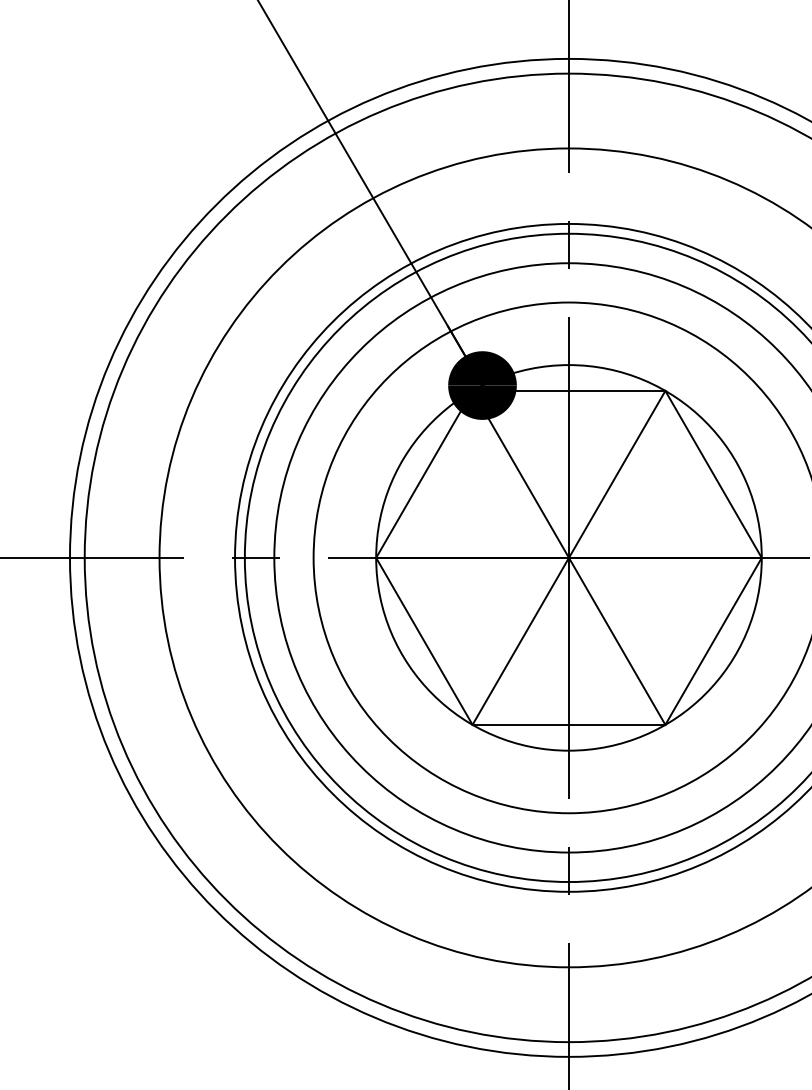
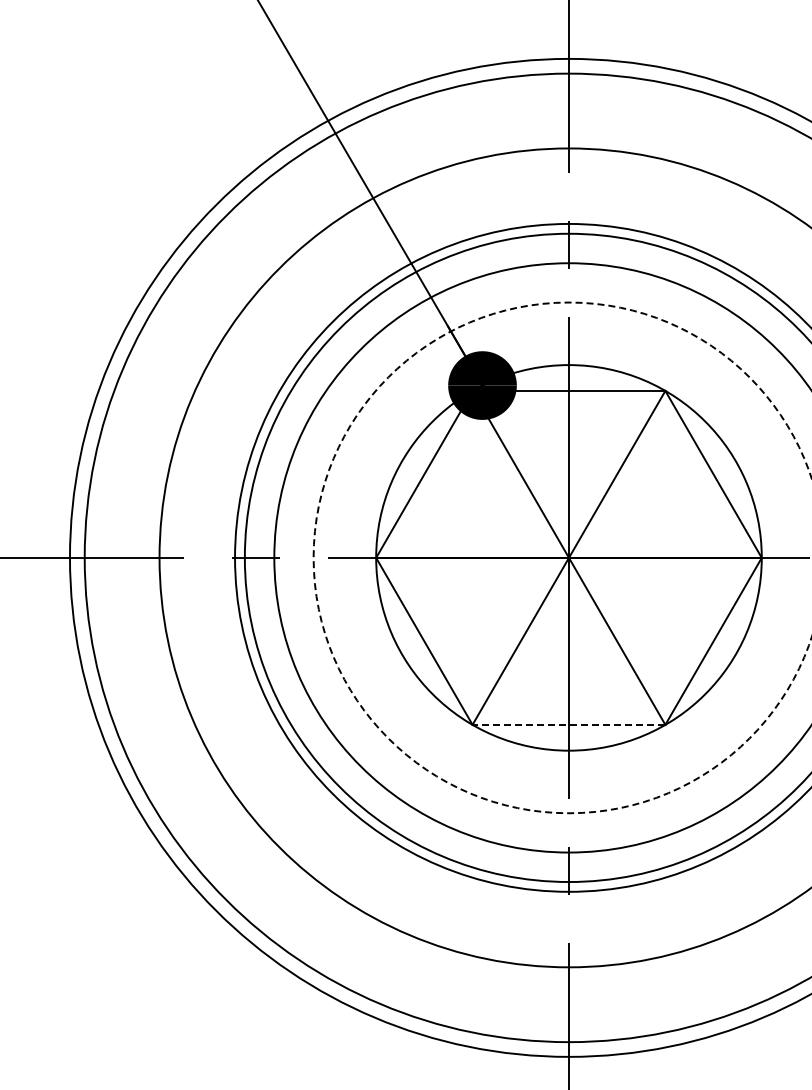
circle: solid -> dashed (562, 557)
line: solid -> dashed (568, 724)
